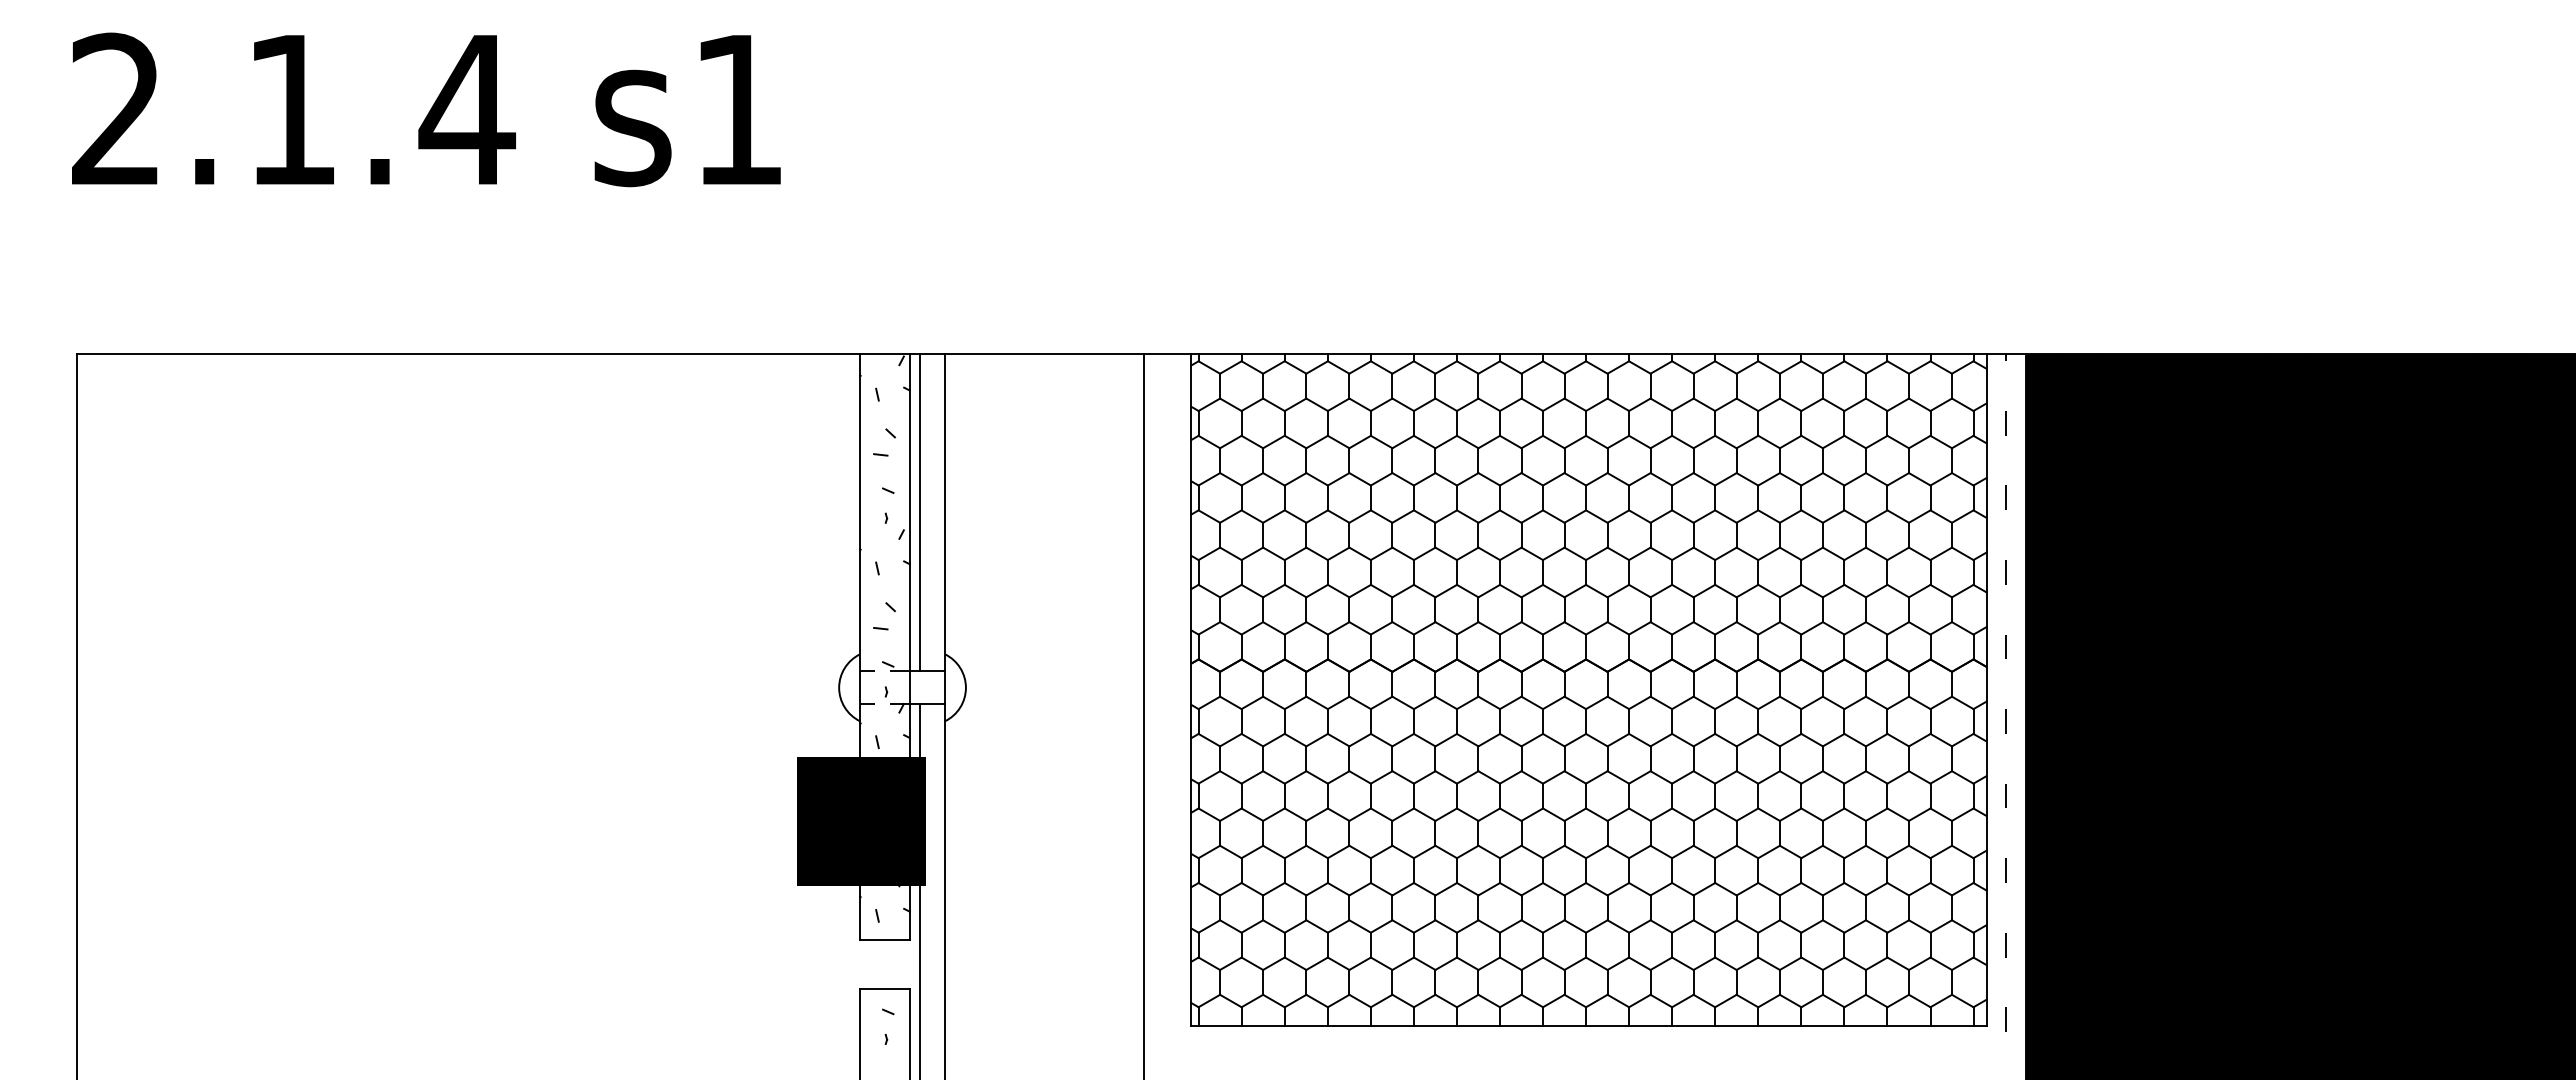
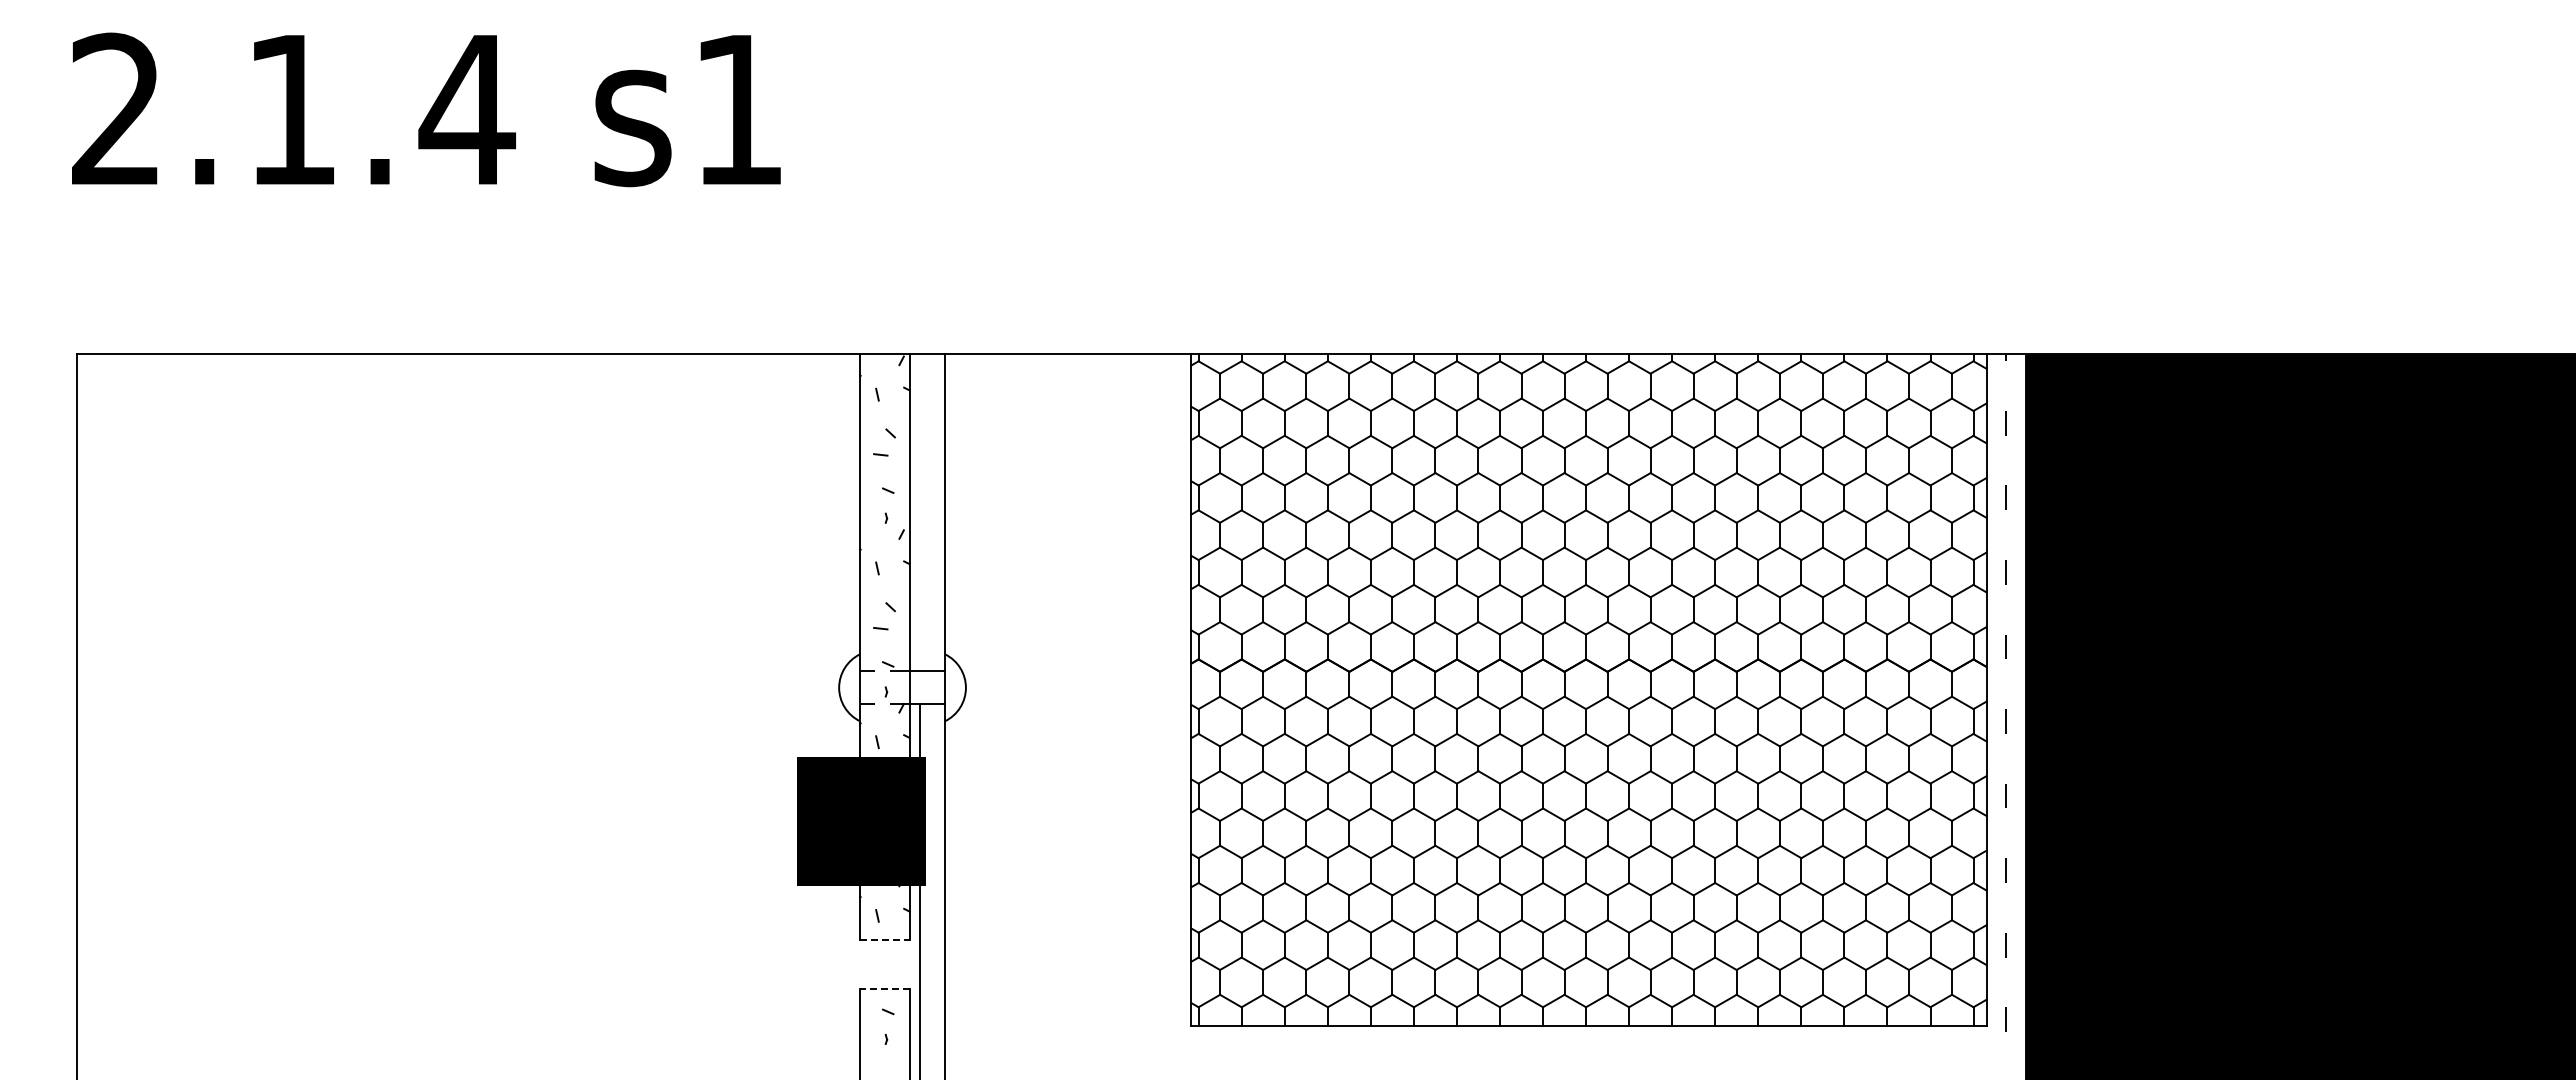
line: present -> none (919, 512)
line: present -> none (1143, 714)
line: solid -> dashed (884, 939)
line: solid -> dashed (884, 989)
